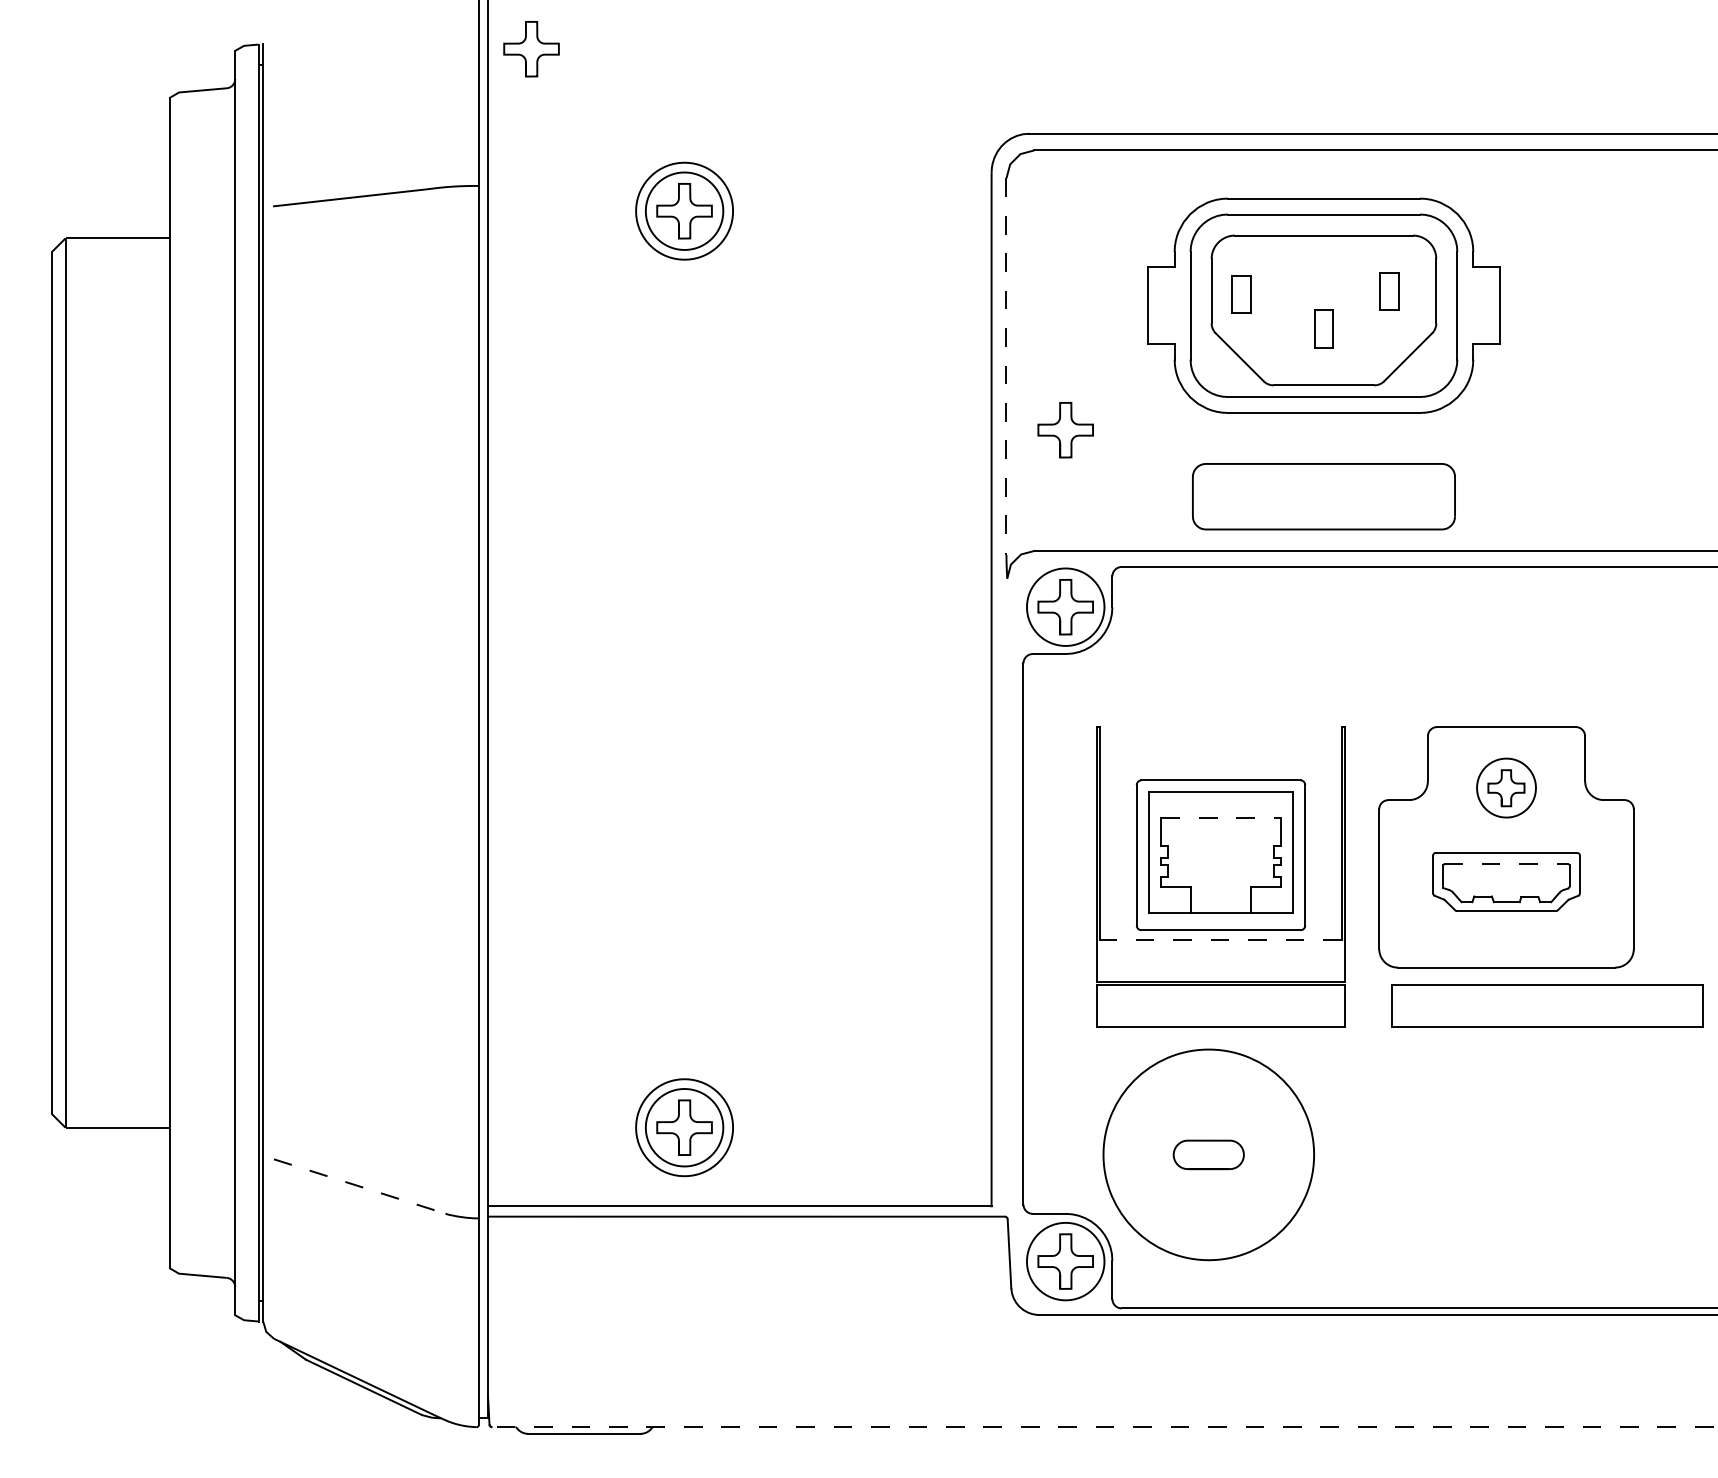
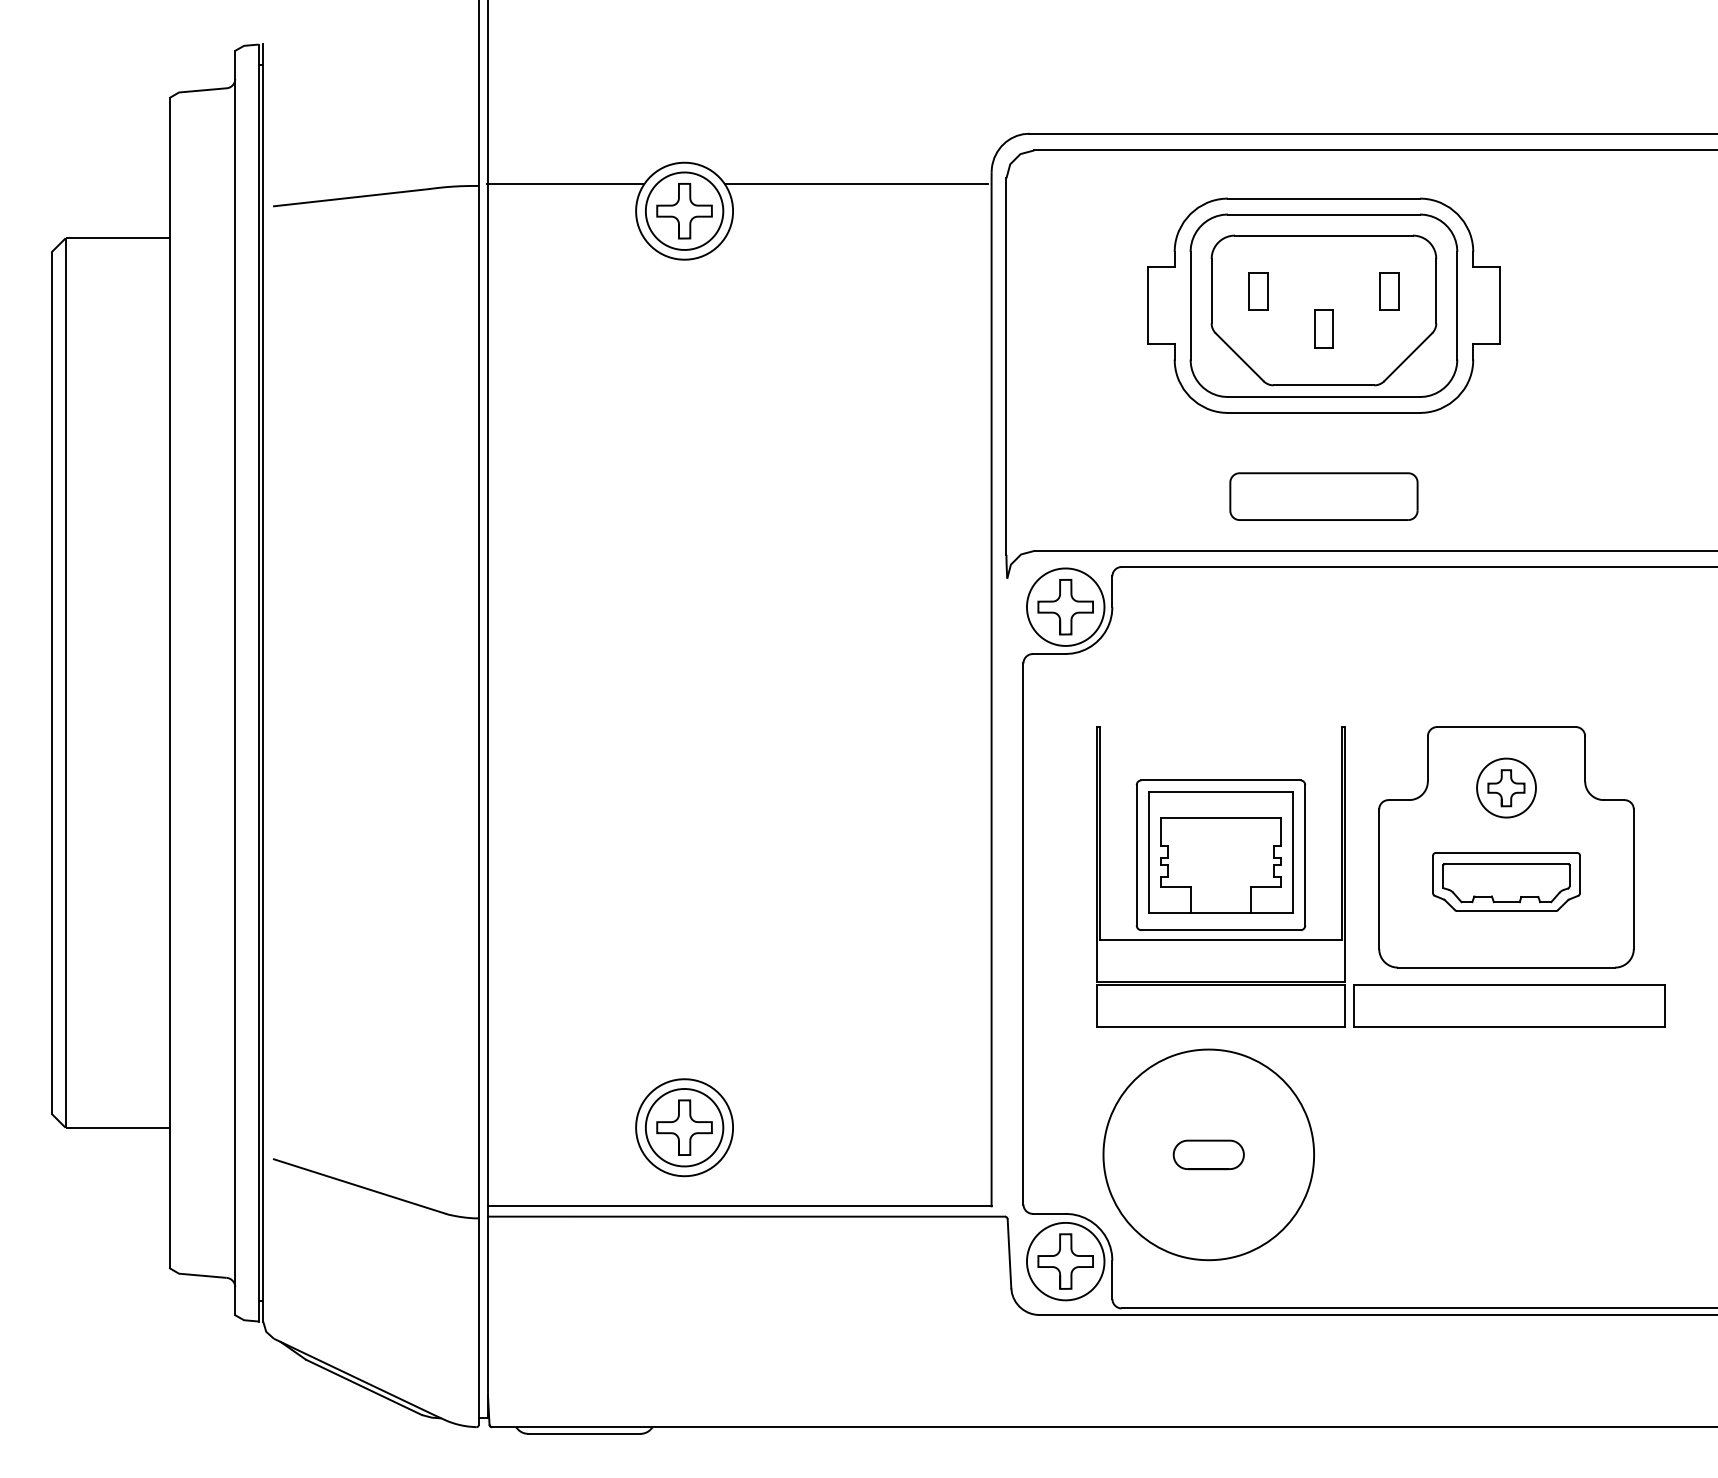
curve: present -> none (524, 42)
line: none -> present (564, 184)
line: none -> present (856, 184)
part position: (1241, 294) -> (1258, 291) (1258, 291)
line: dashed -> solid (1006, 367)
curve: present -> none (1058, 423)
part size: 264x68 px -> 190x49 px (1323, 496)
line: dashed -> solid (1221, 818)
line: dashed -> solid (1507, 864)
line: dashed -> solid (1220, 939)
part position: (1547, 1005) -> (1509, 1005) (1509, 1005)
line: dashed -> solid (359, 1186)
line: dashed -> solid (1104, 1427)
